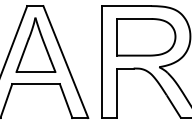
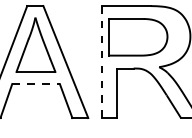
part position: (146, 37) -> (138, 37) (138, 37)
line: solid -> dashed (101, 62)
line: solid -> dashed (36, 84)
